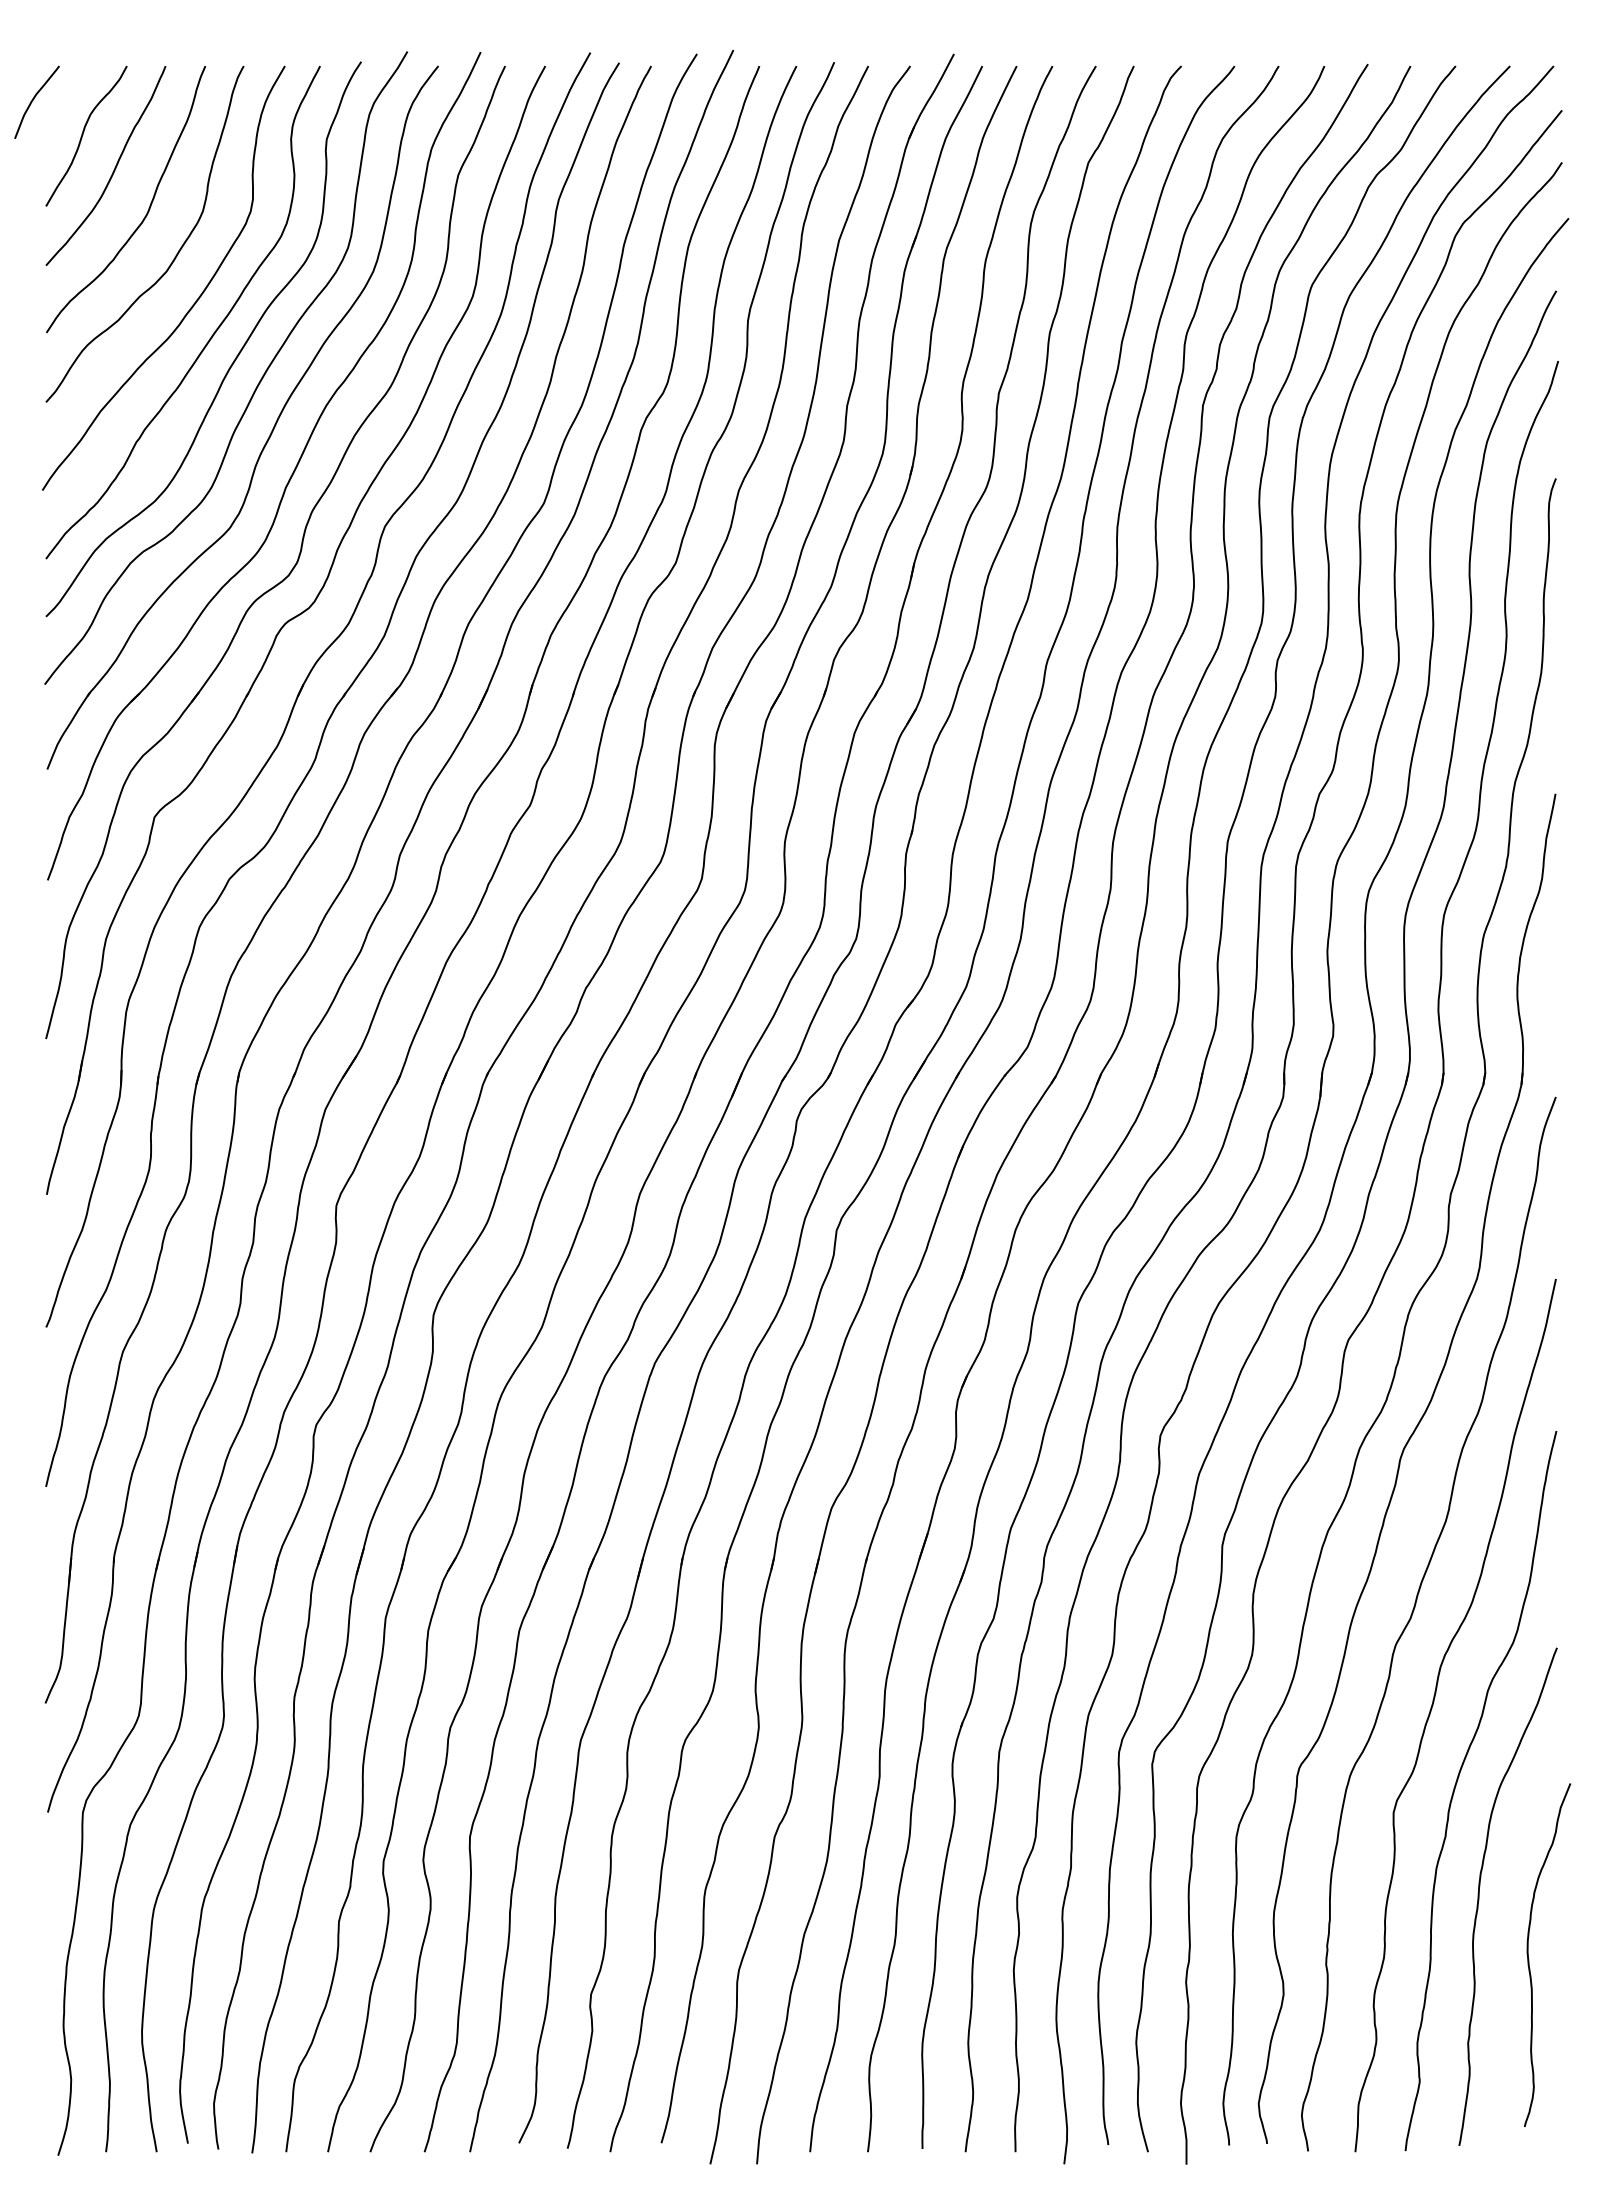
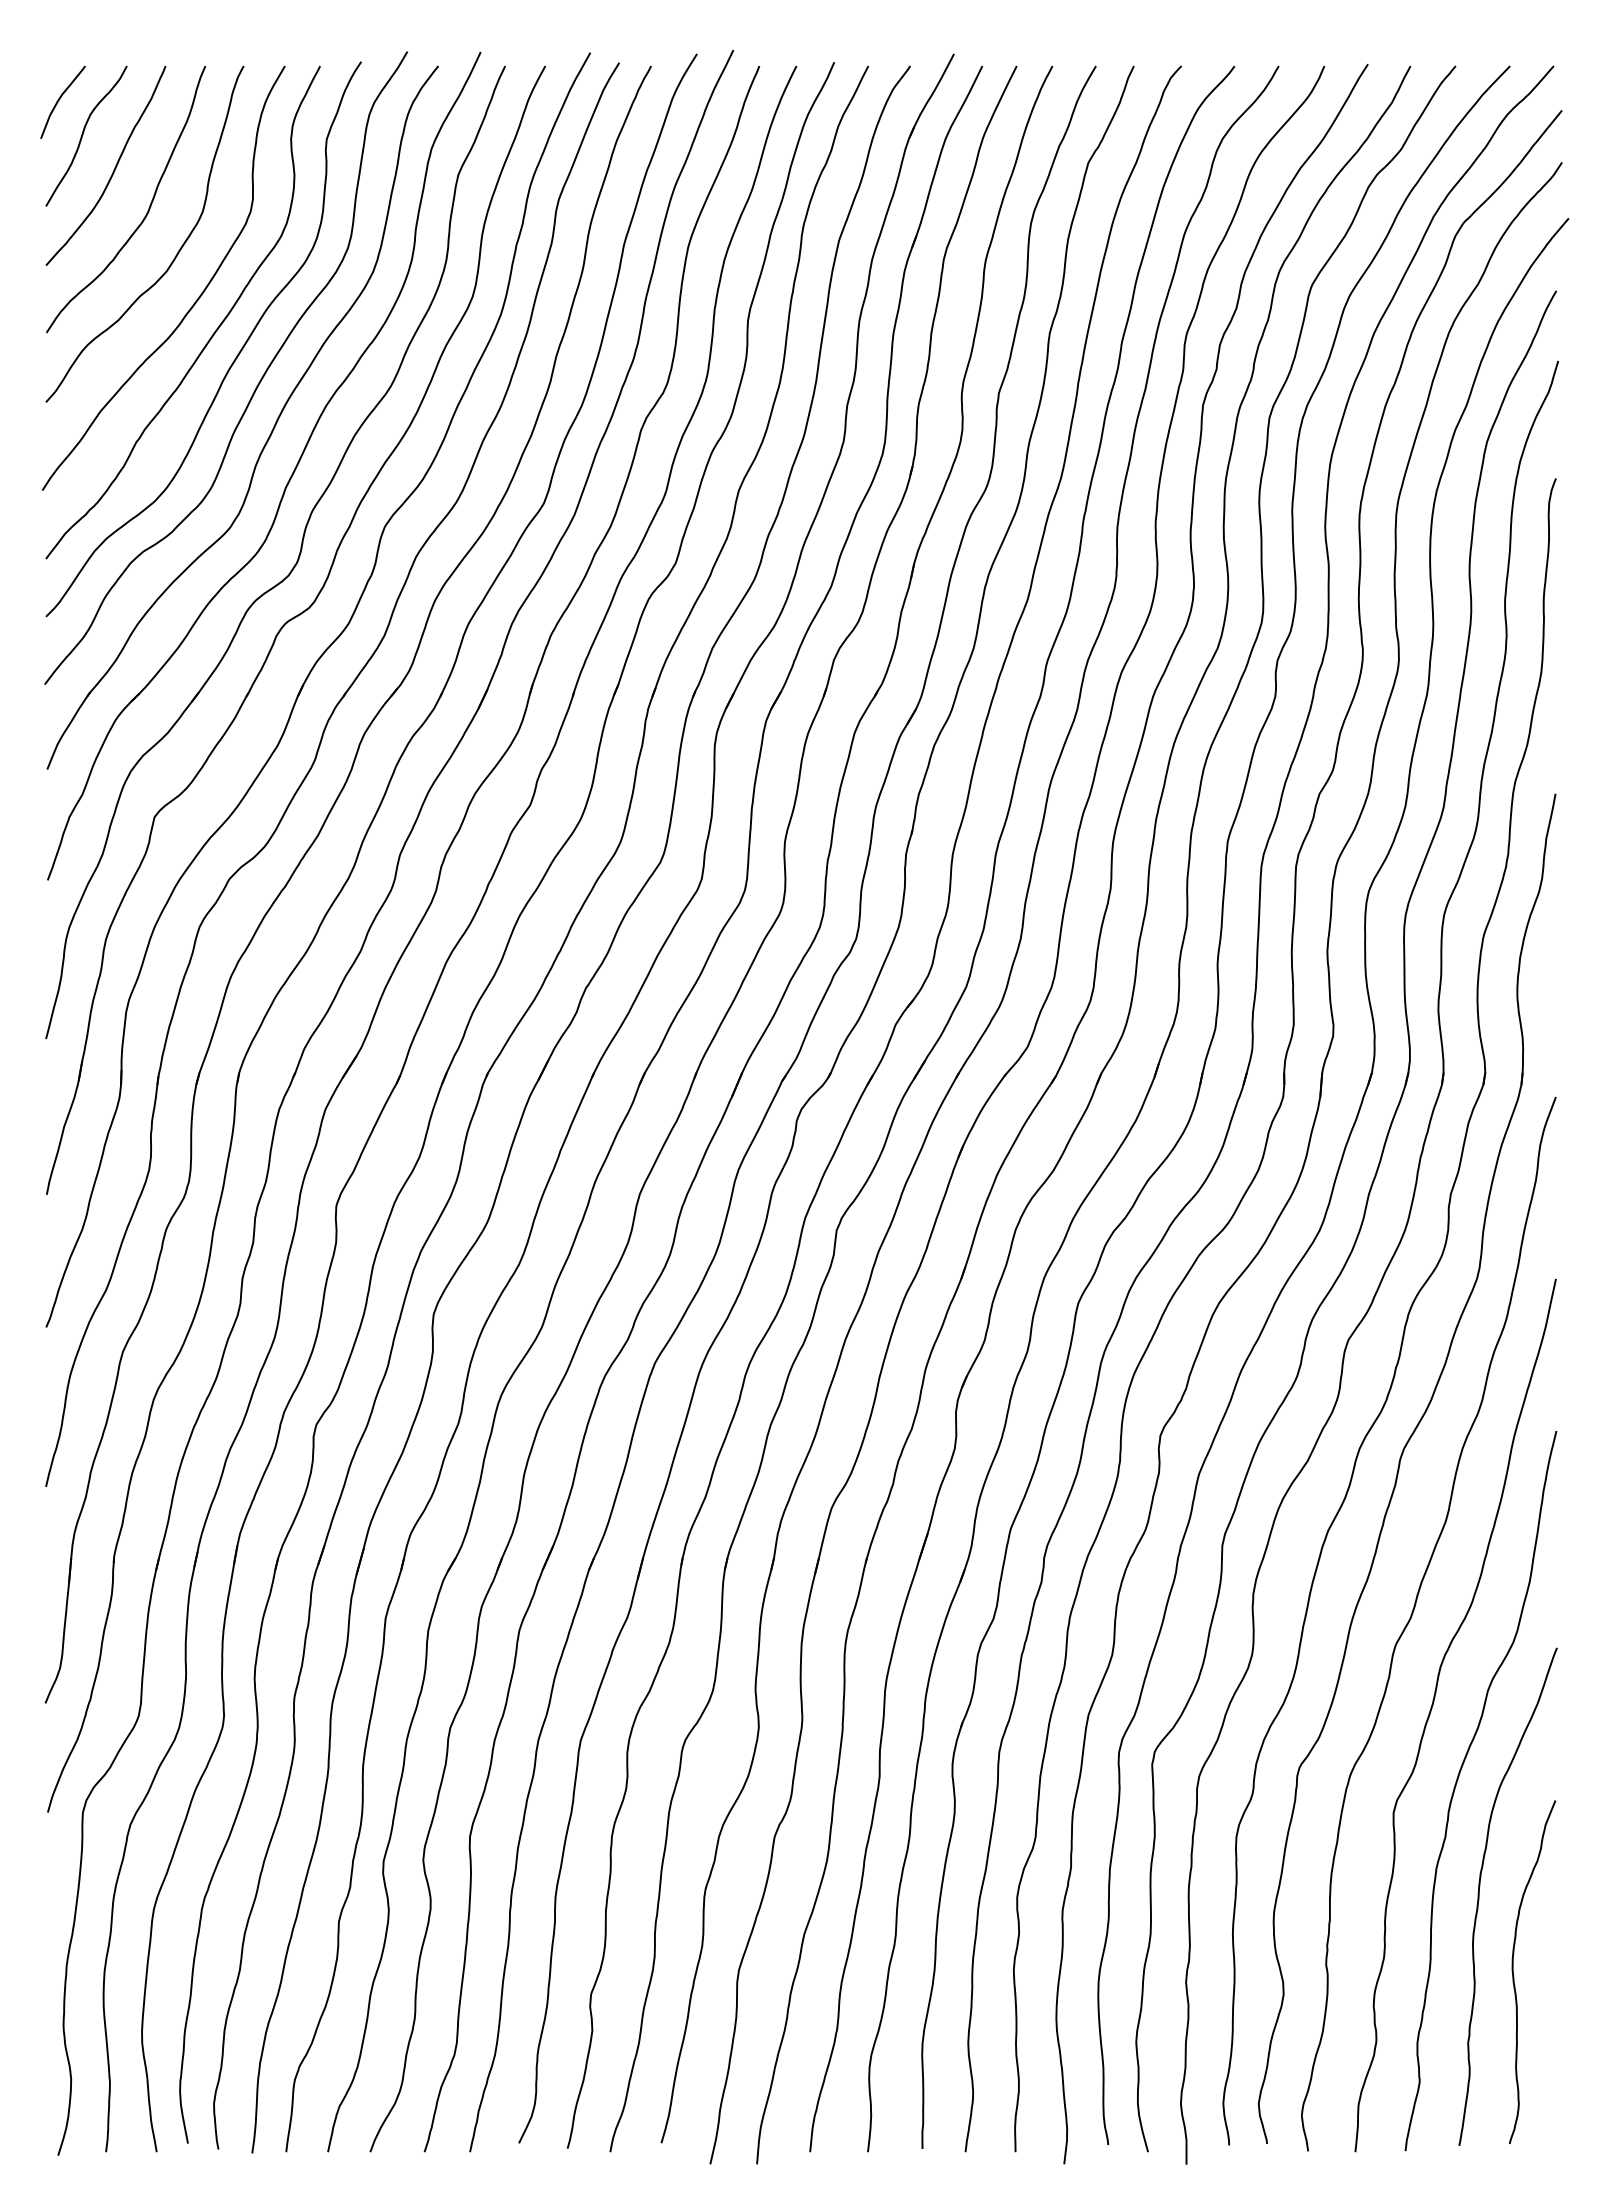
curve position: (34, 99) -> (60, 99) (60, 99)
curve position: (1529, 1959) -> (1514, 1976) (1514, 1976)
